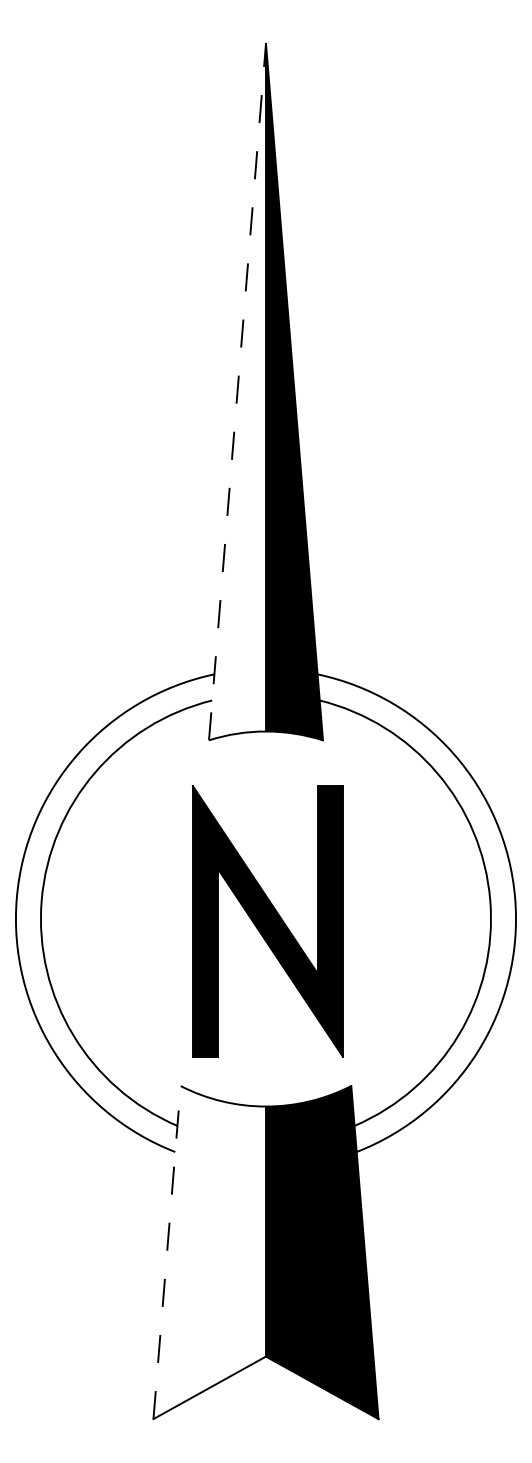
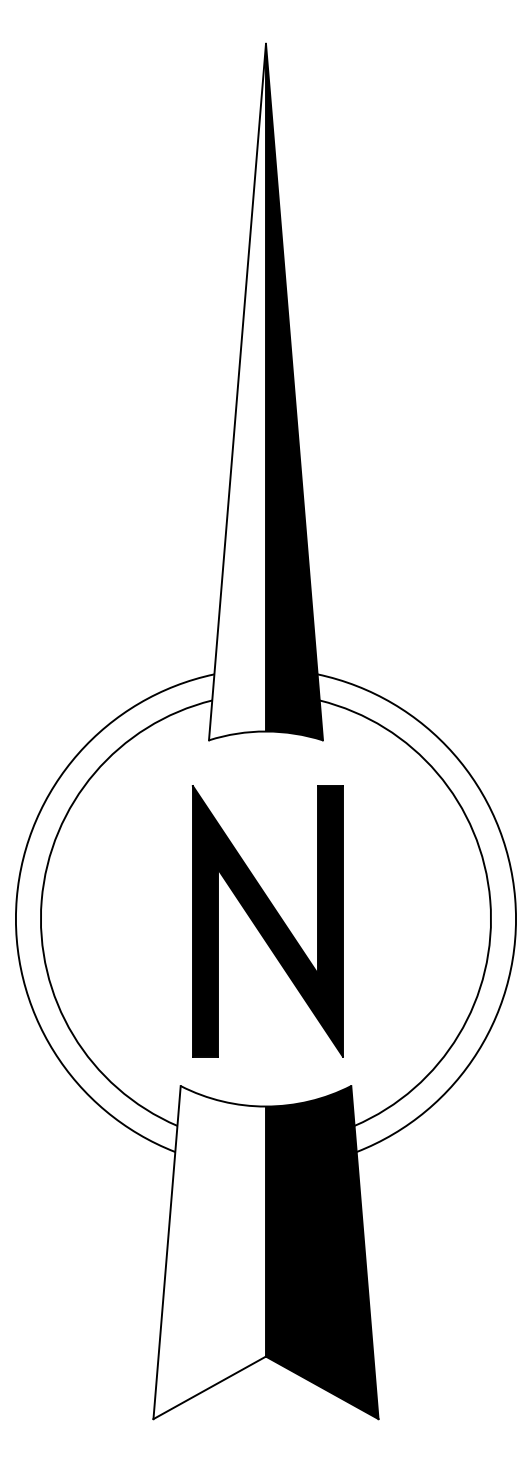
line: dashed -> solid (237, 391)
line: dashed -> solid (167, 1252)
